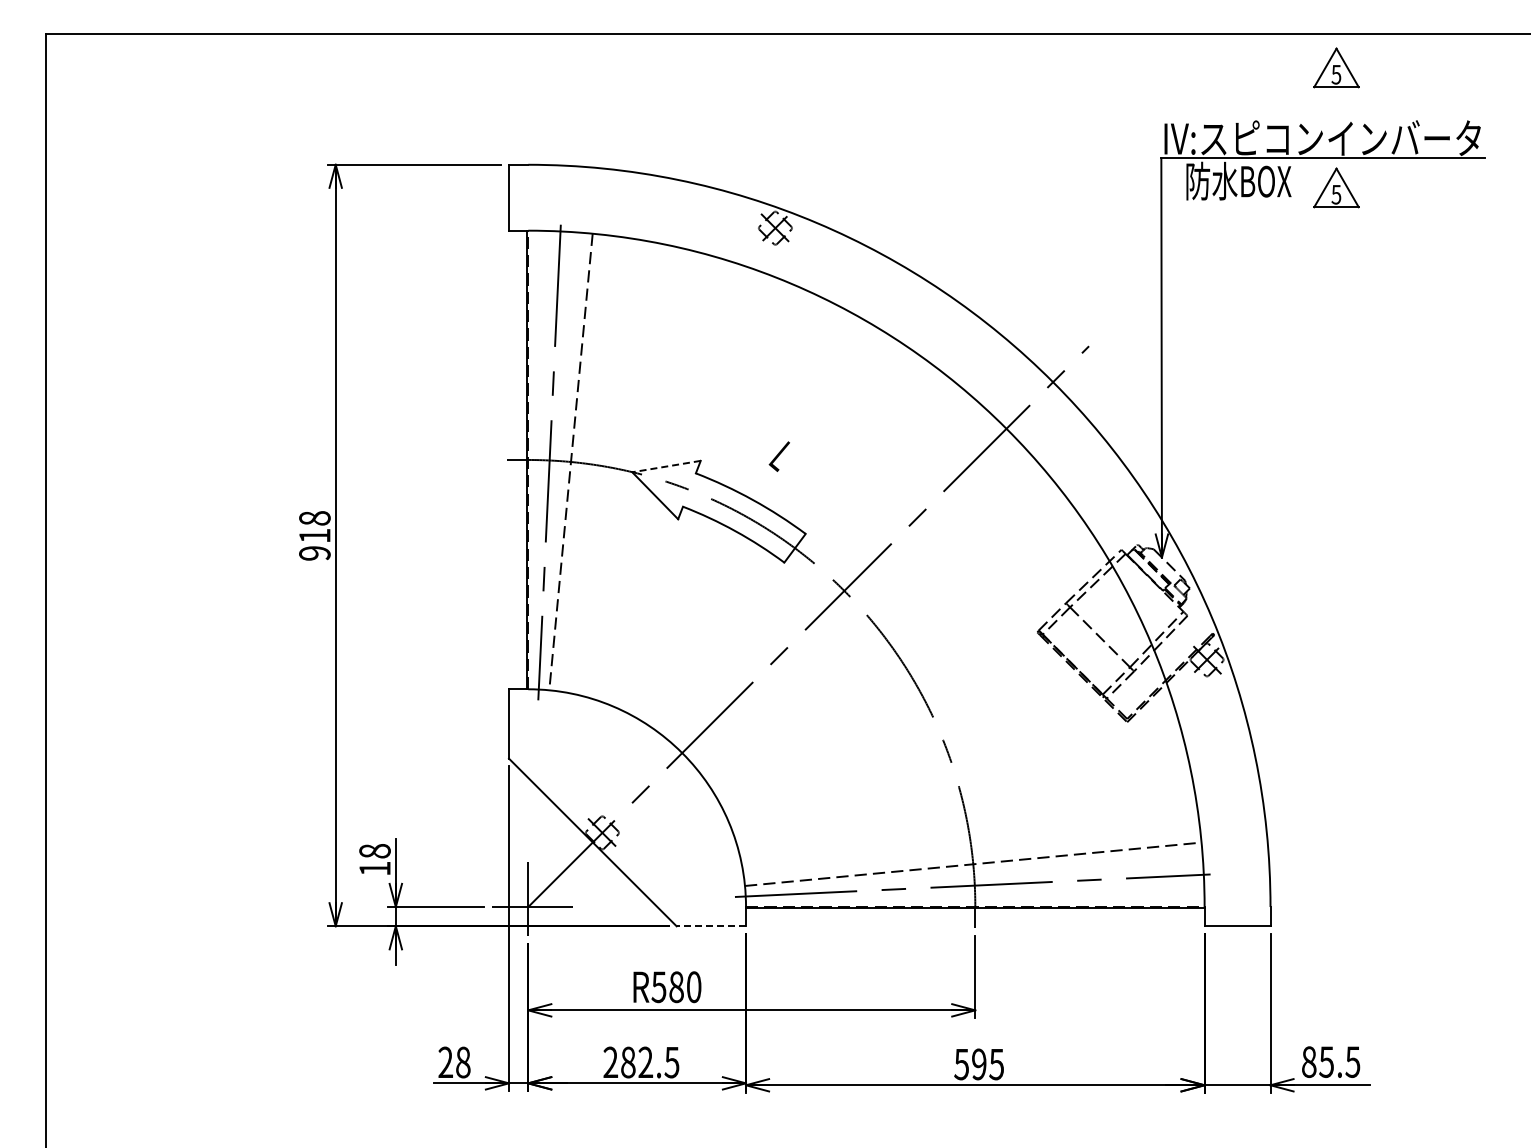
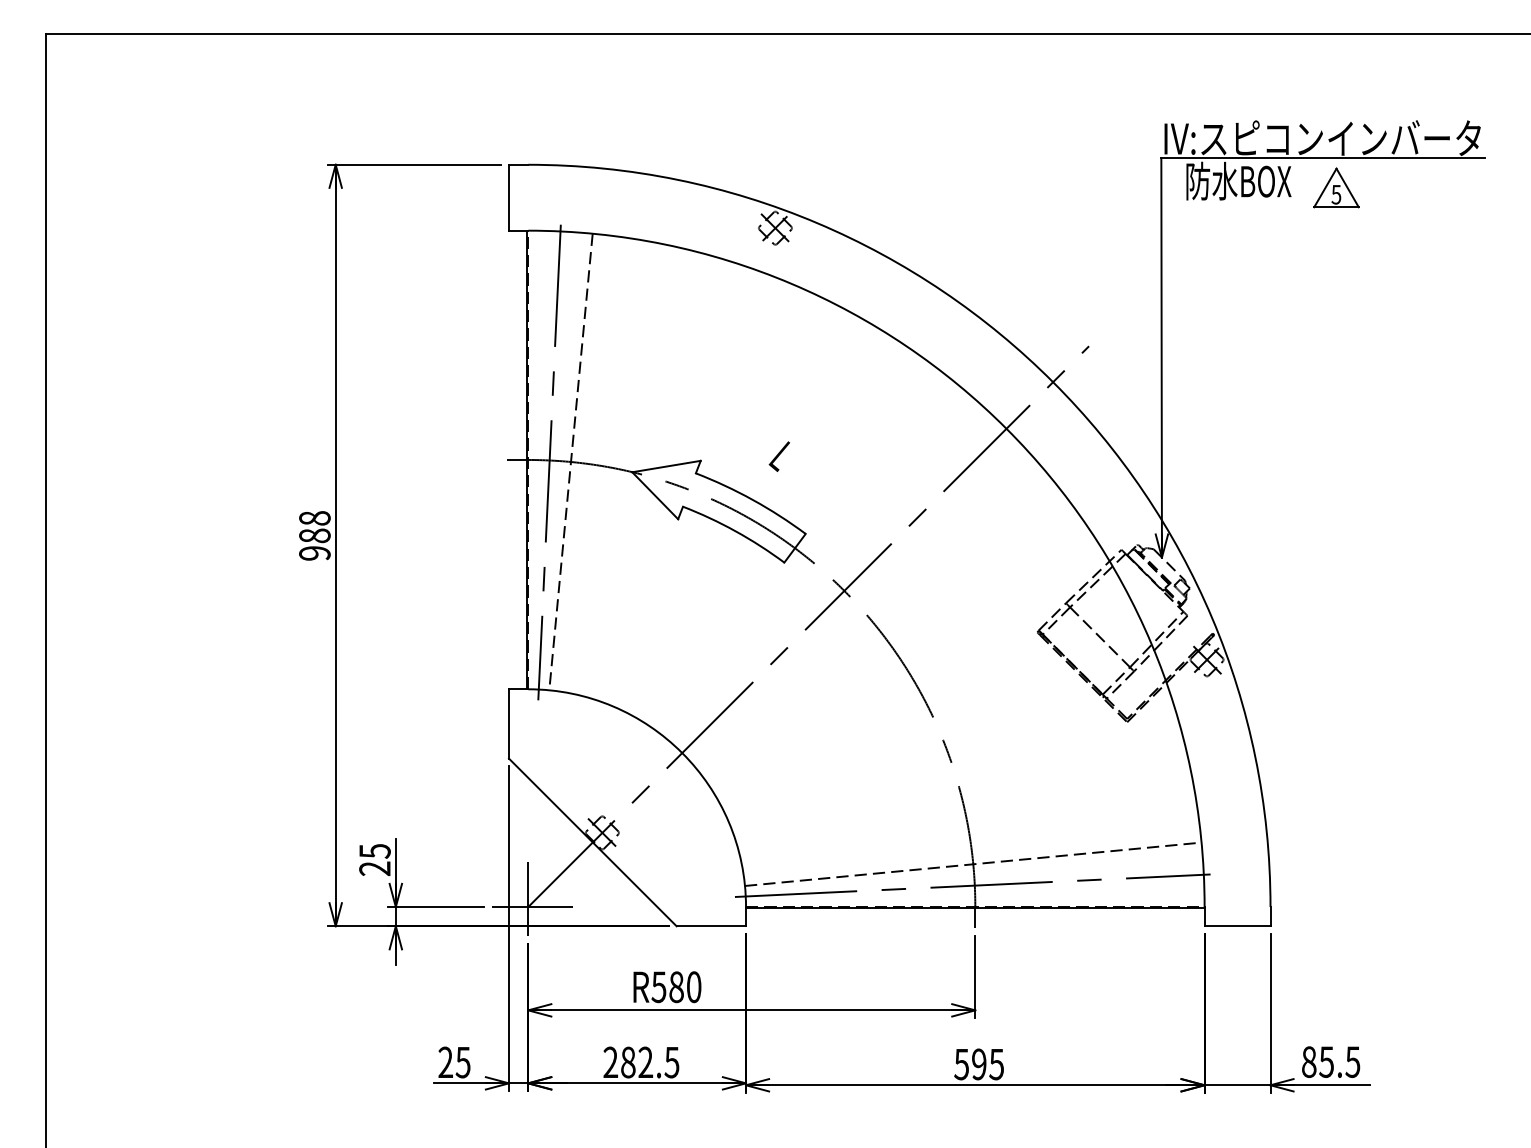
part: present -> none (1336, 67)
line: dashed -> solid (666, 466)
text: 918 -> 988 (314, 535)
text: 18 -> 25 (374, 859)
line: dashed -> solid (711, 926)
text: 28 -> 25 (462, 1062)
